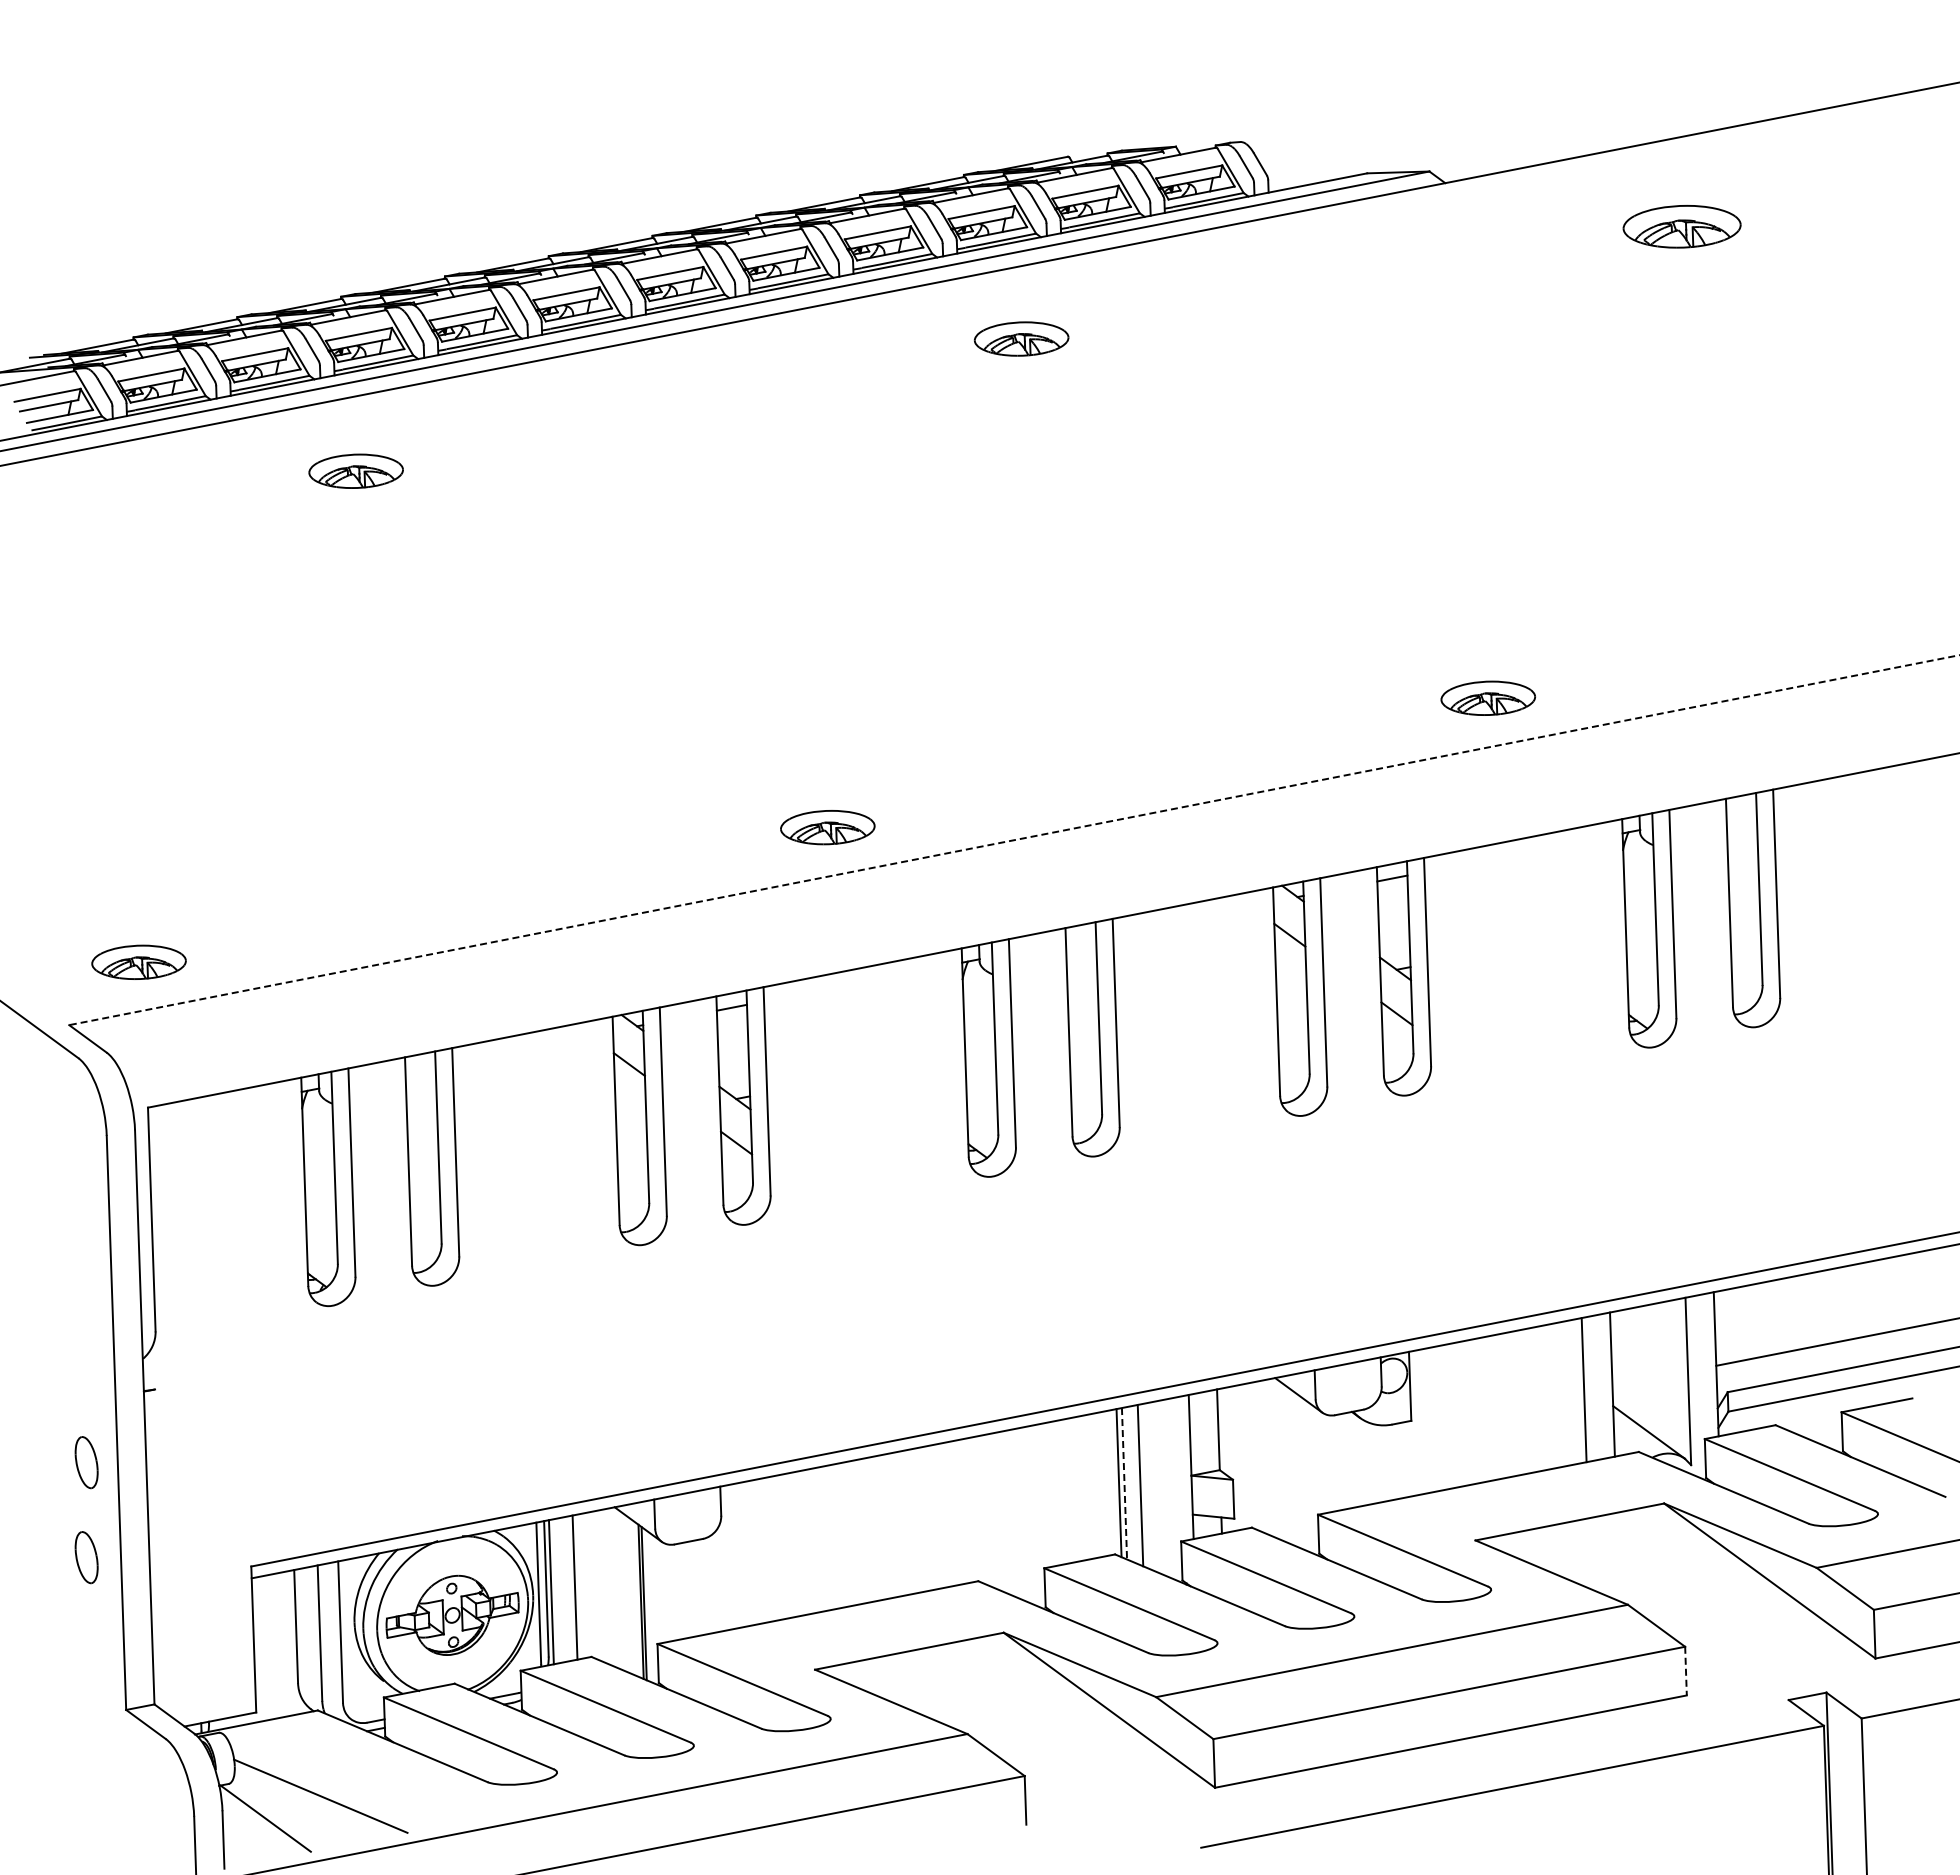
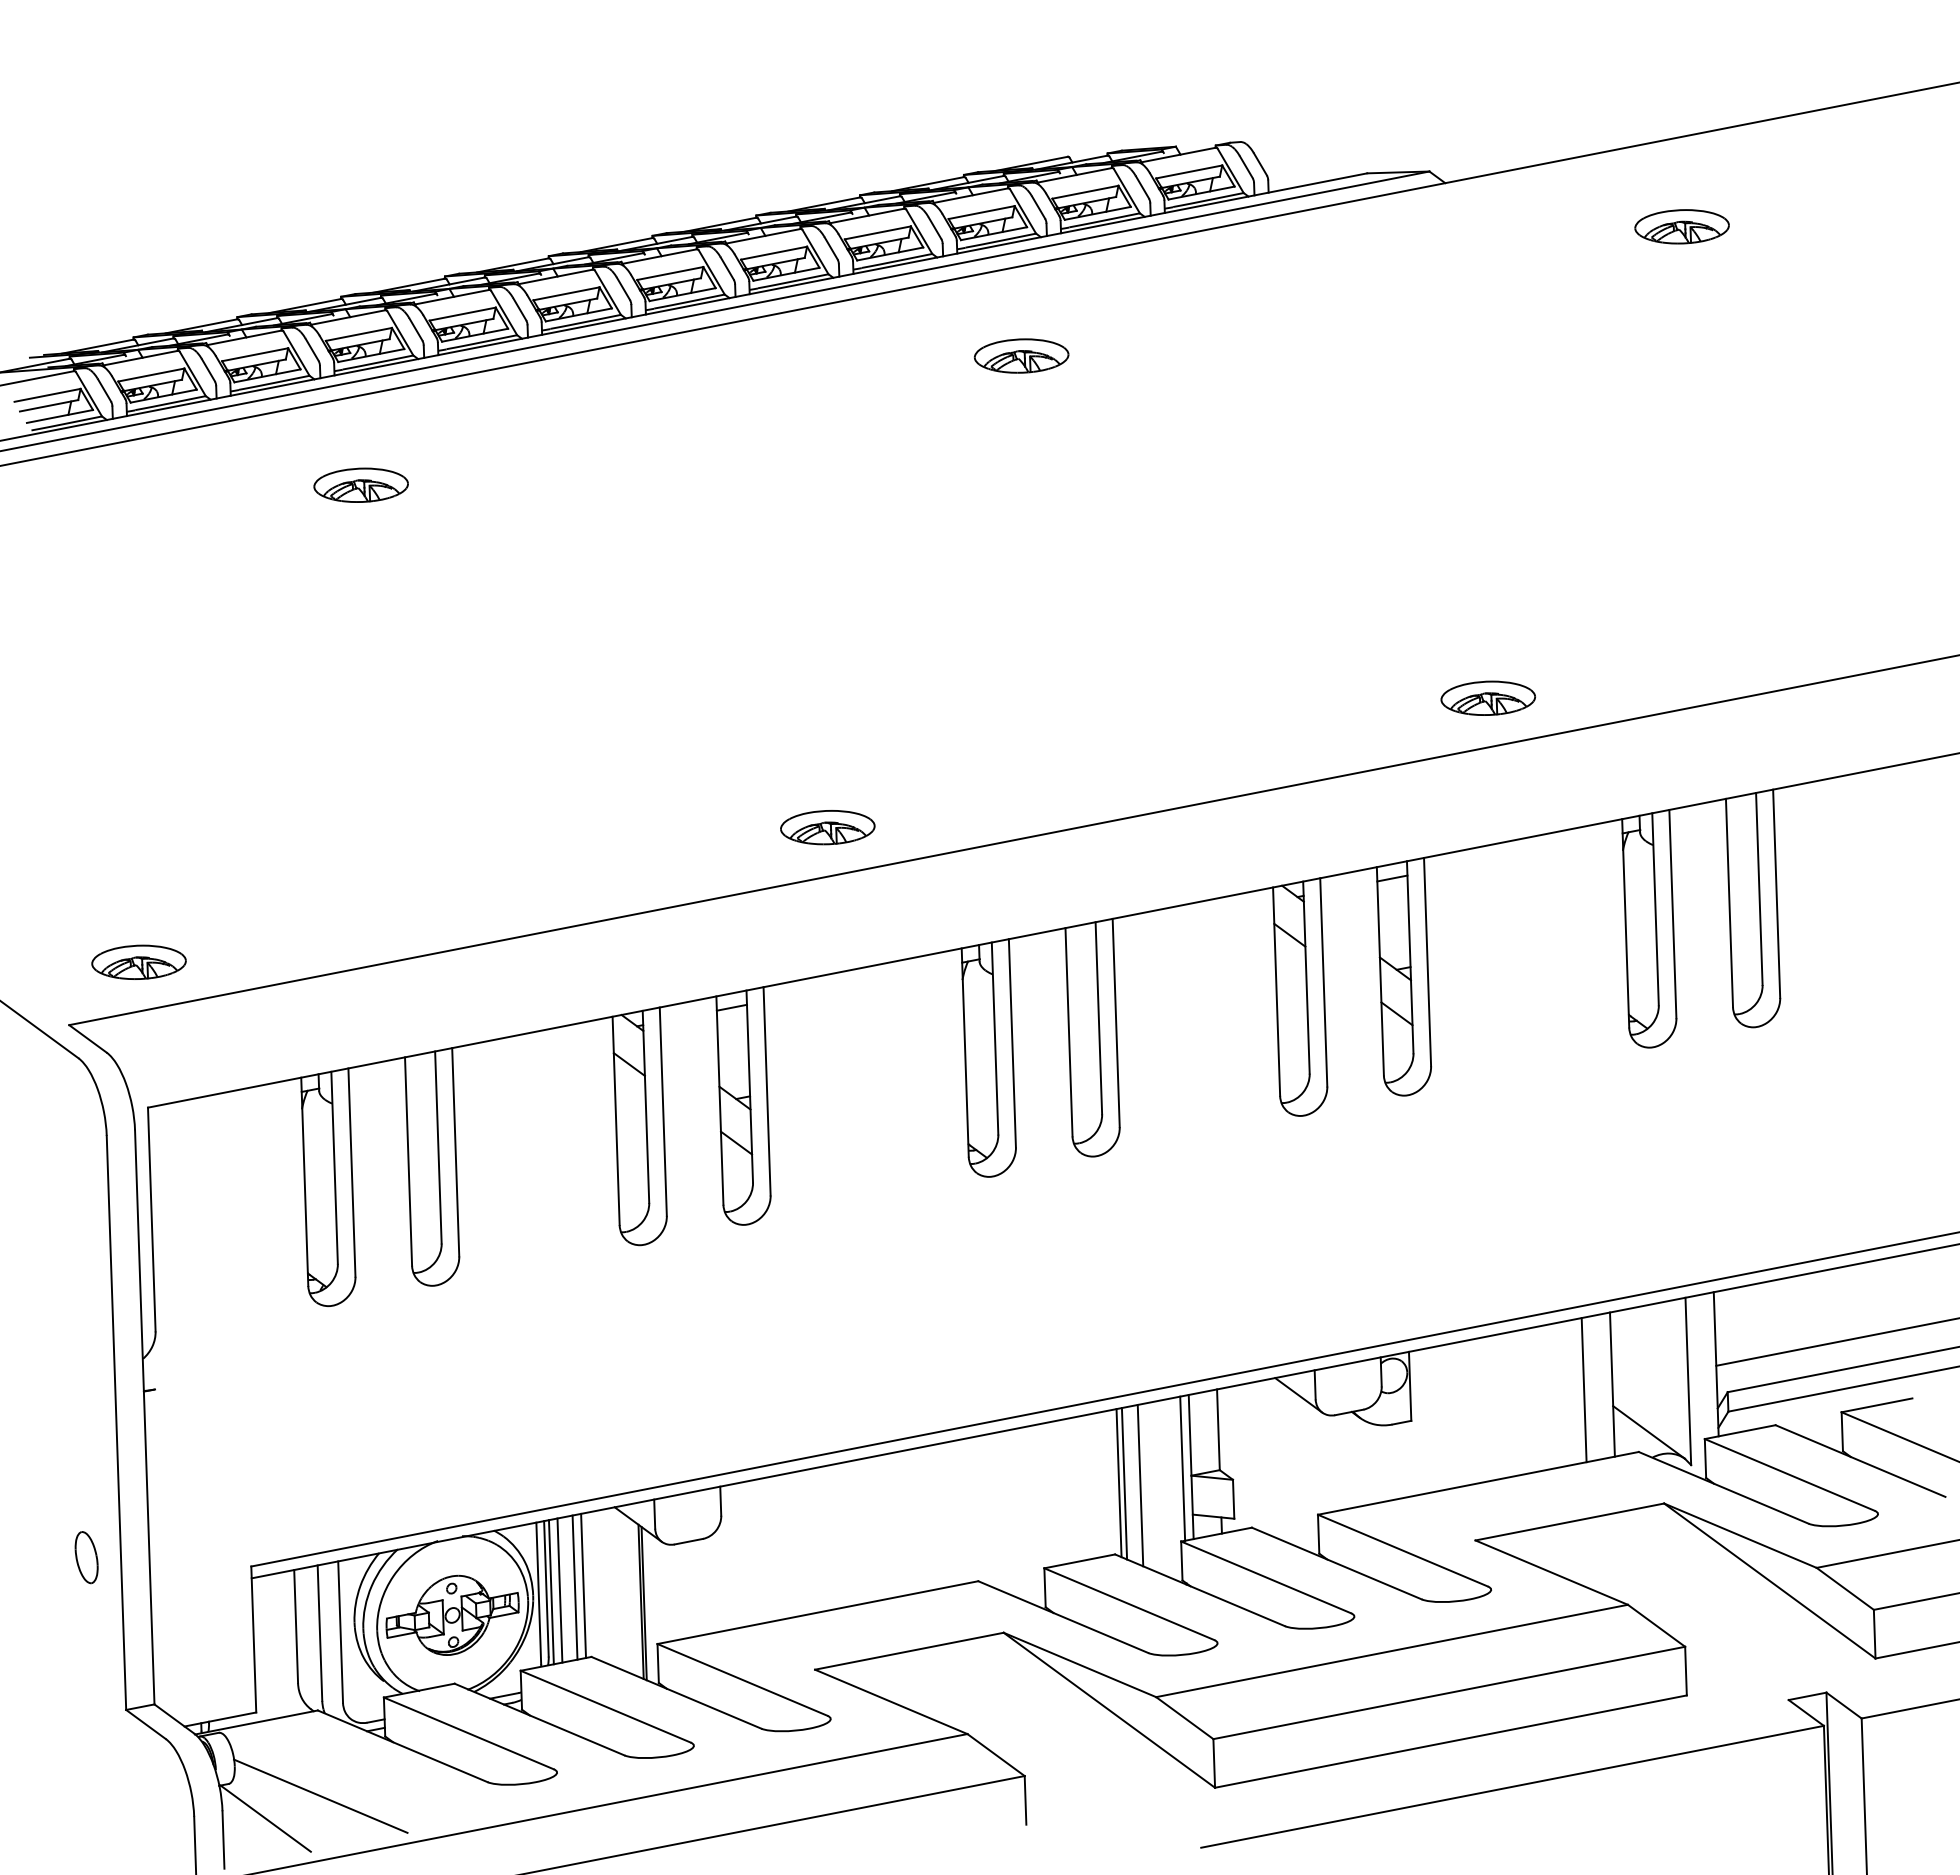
part size: 120x44 px -> 96x36 px (1681, 226)
part position: (1021, 338) -> (1021, 355) (1021, 355)
part position: (355, 470) -> (360, 484) (360, 484)
line: dashed -> solid (1014, 840)
part: present -> none (86, 1462)
line: none -> present (1182, 1468)
line: dashed -> solid (1124, 1483)
line: none -> present (583, 1585)
line: none -> present (559, 1590)
line: dashed -> solid (1686, 1671)
